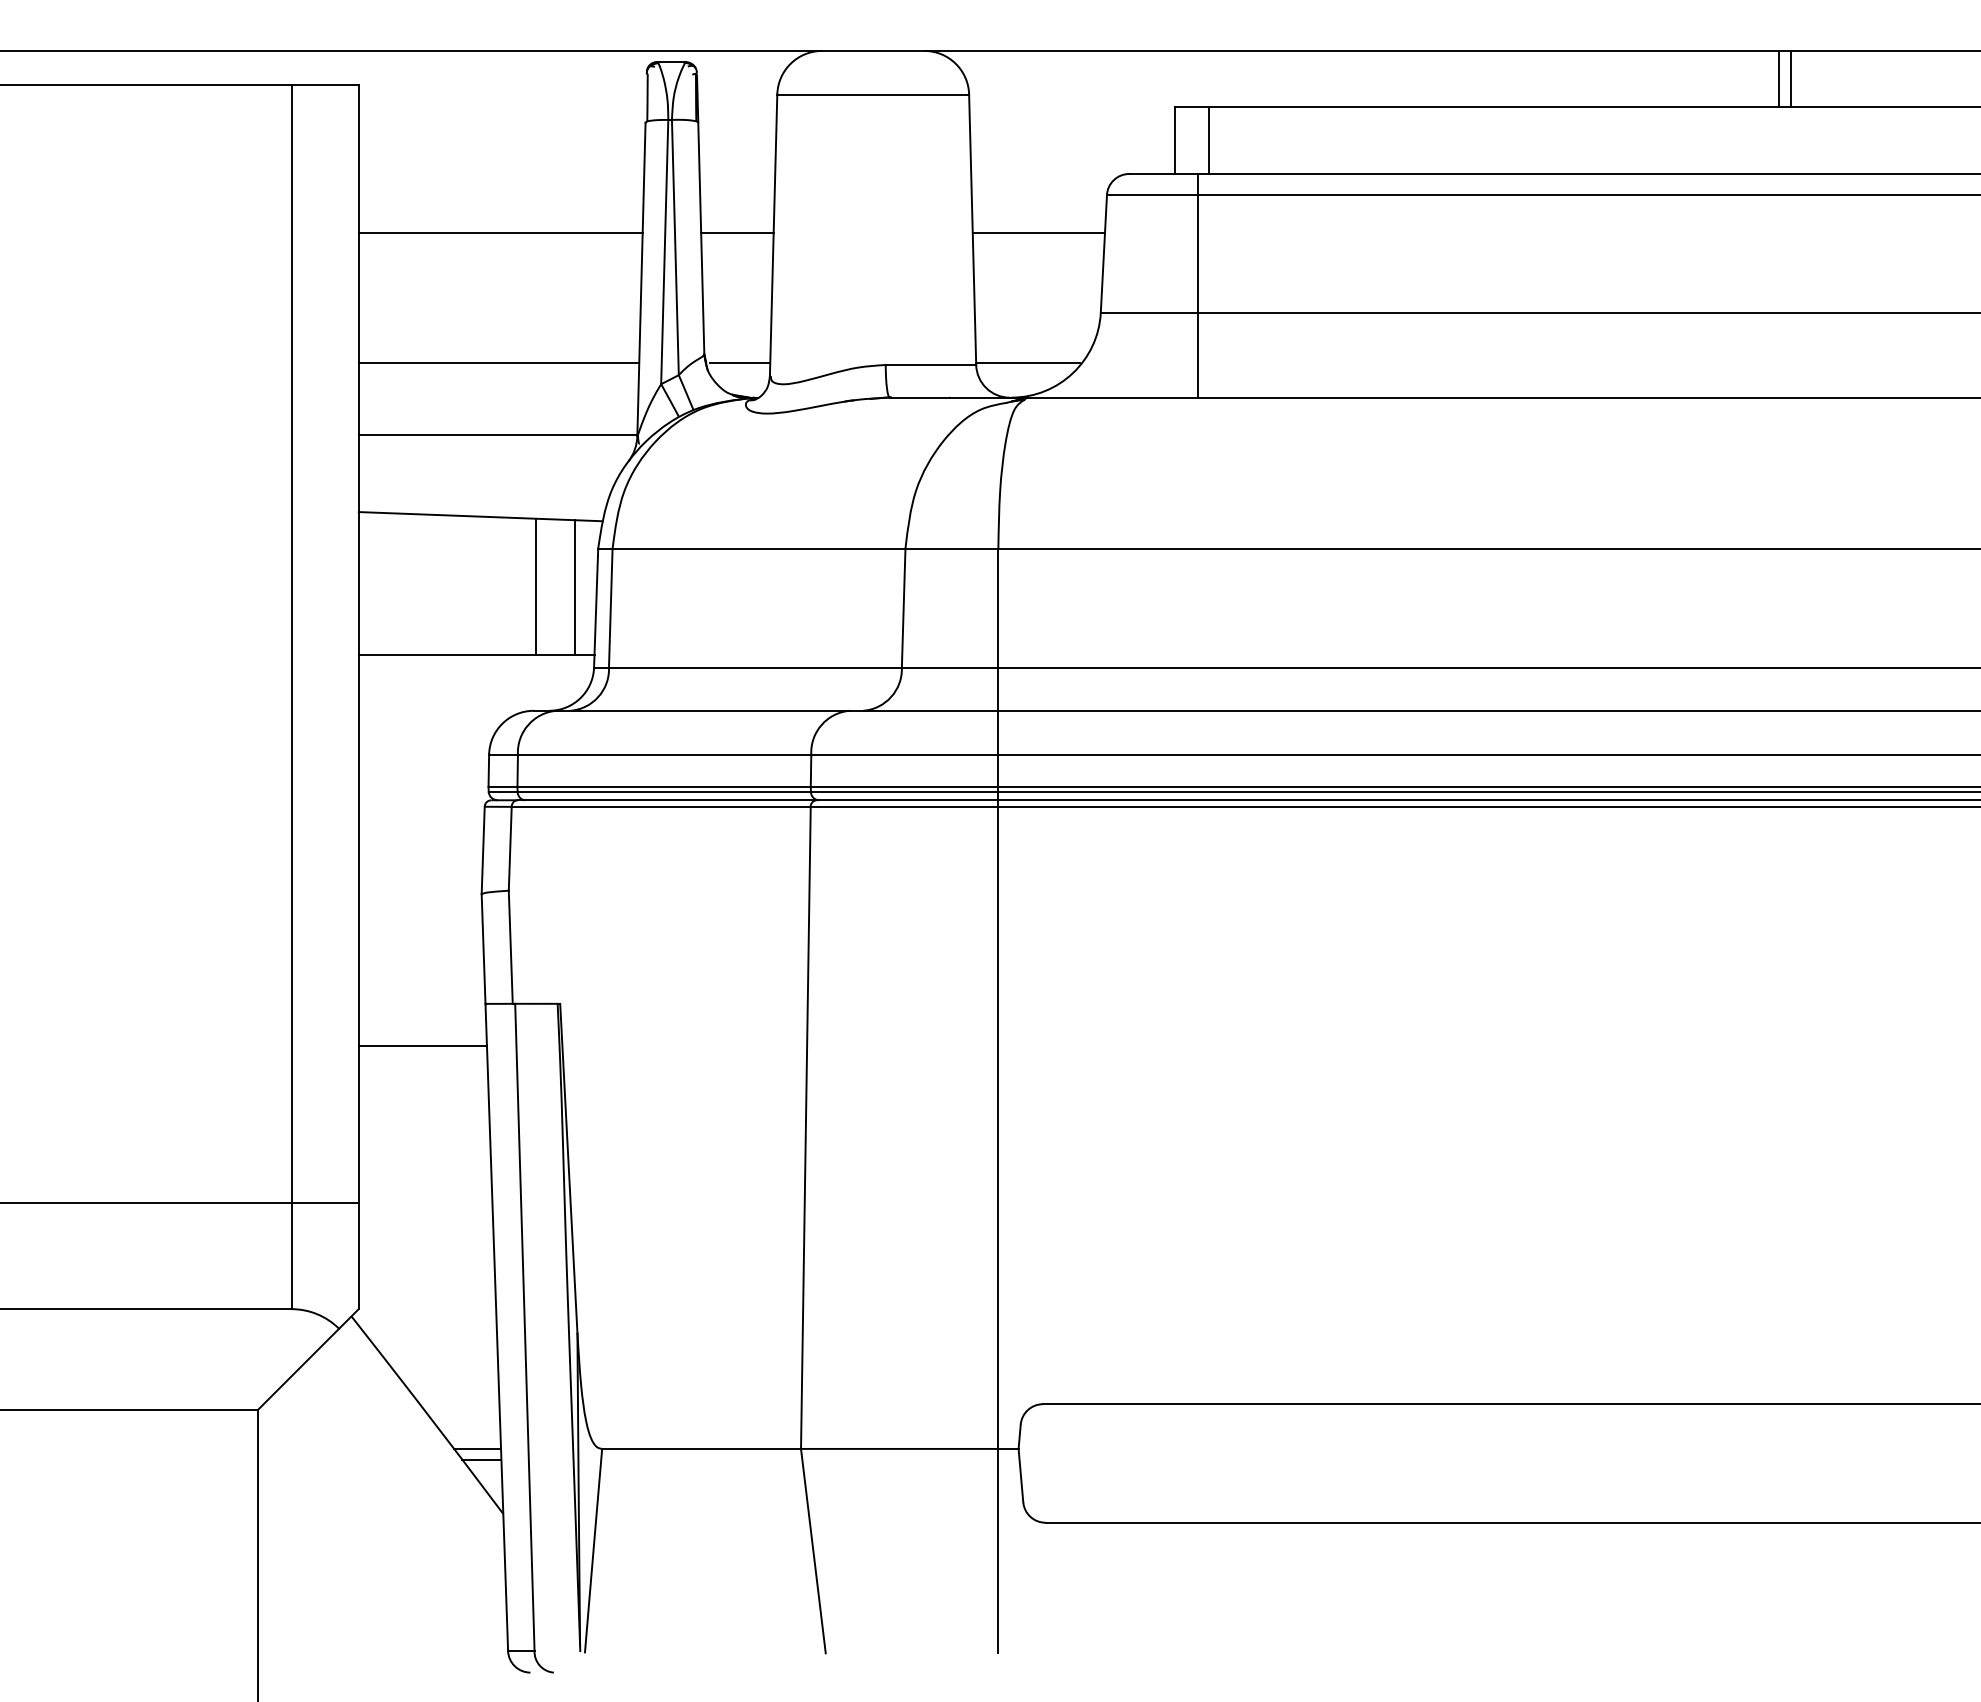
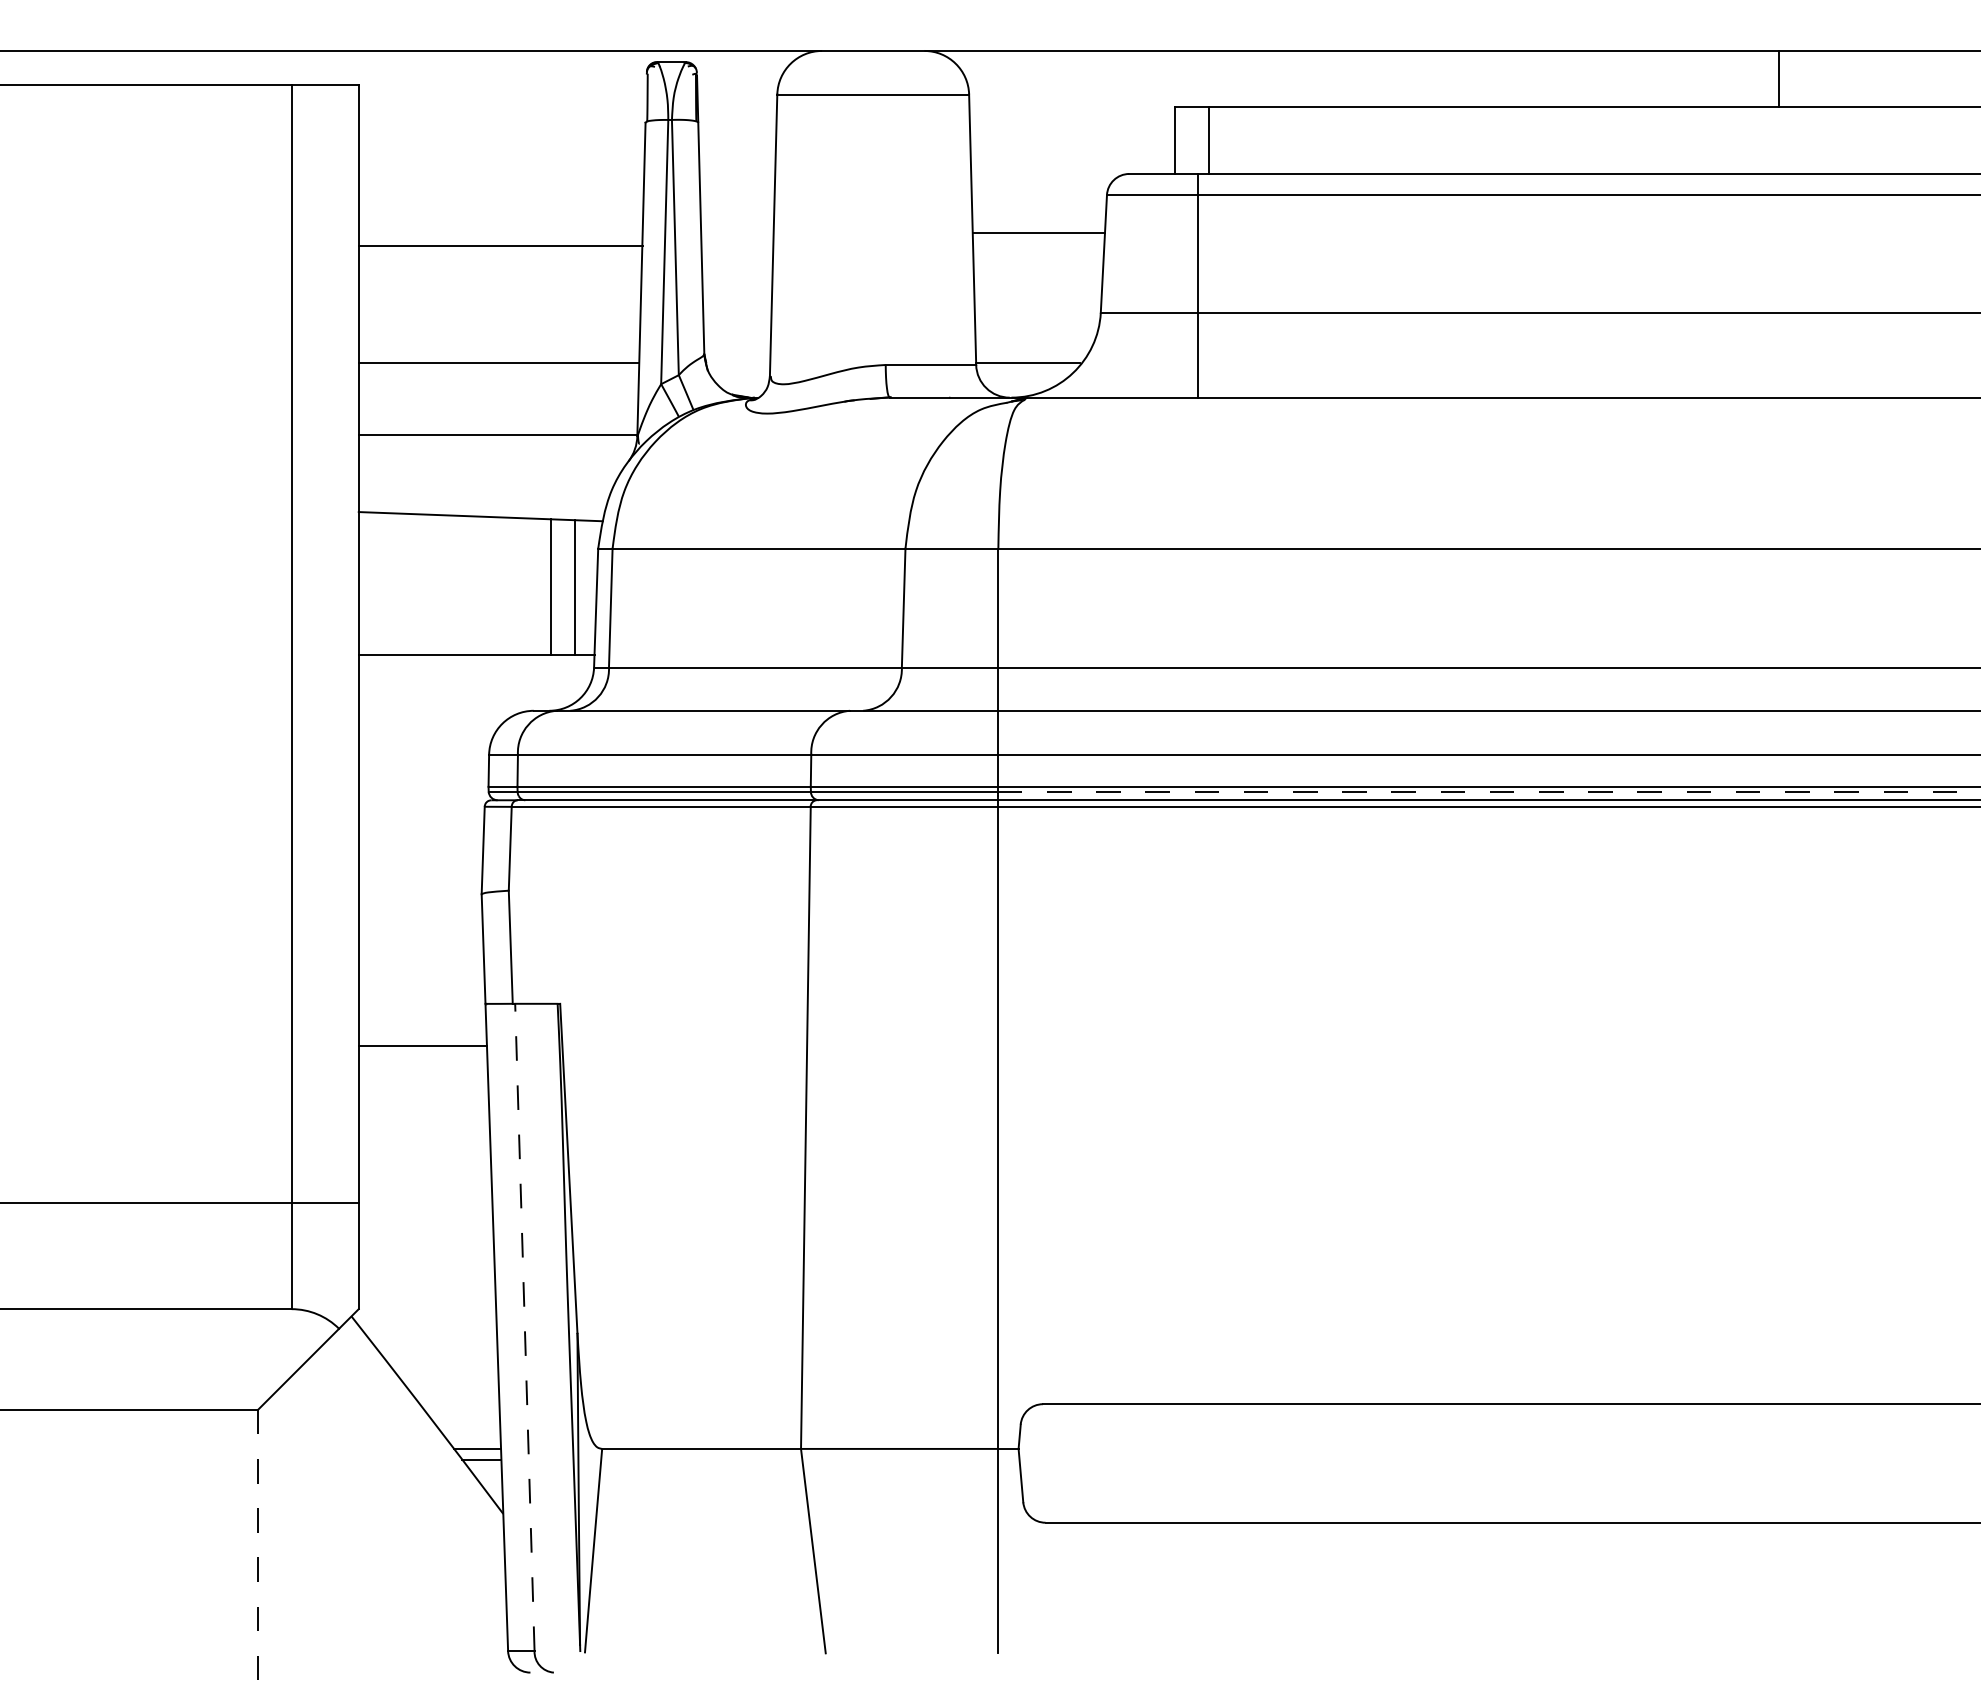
line: present -> none (1791, 78)
line position: (500, 233) -> (500, 246) (500, 246)
line: present -> none (737, 233)
line: present -> none (739, 363)
line position: (536, 586) -> (551, 586) (551, 586)
line: solid -> dashed (1489, 791)
line: solid -> dashed (524, 1327)
line: solid -> dashed (258, 1555)
